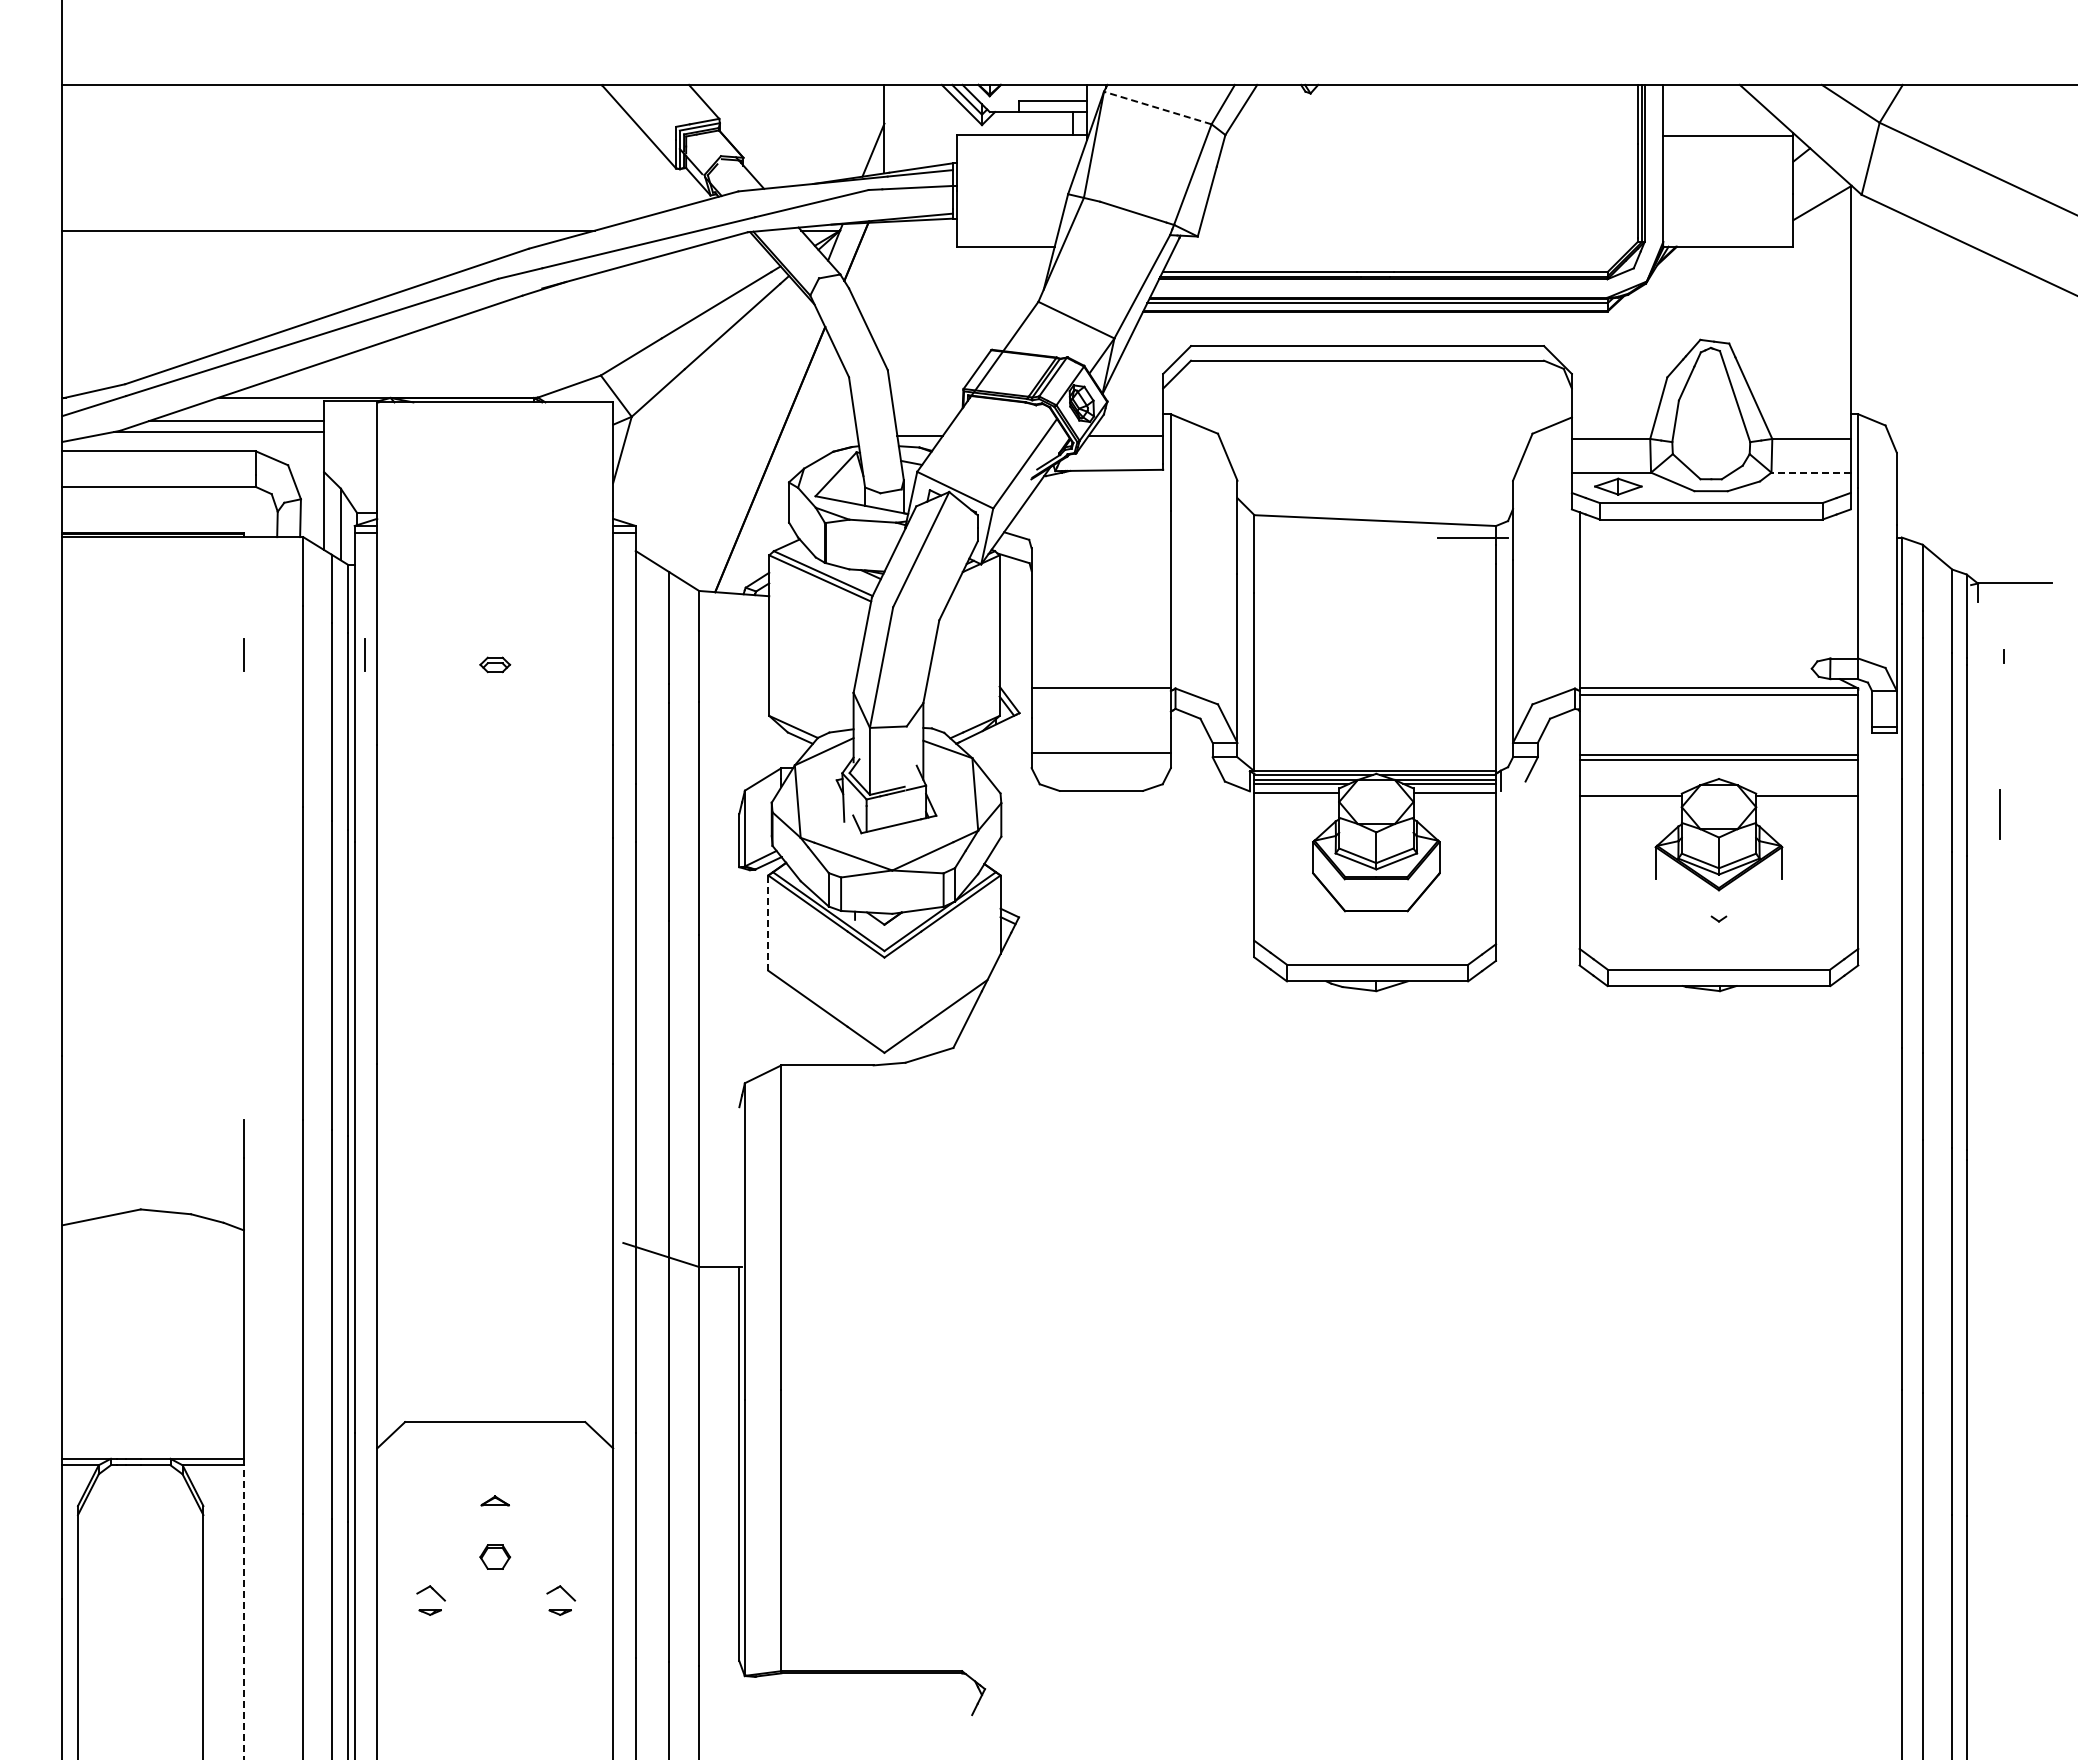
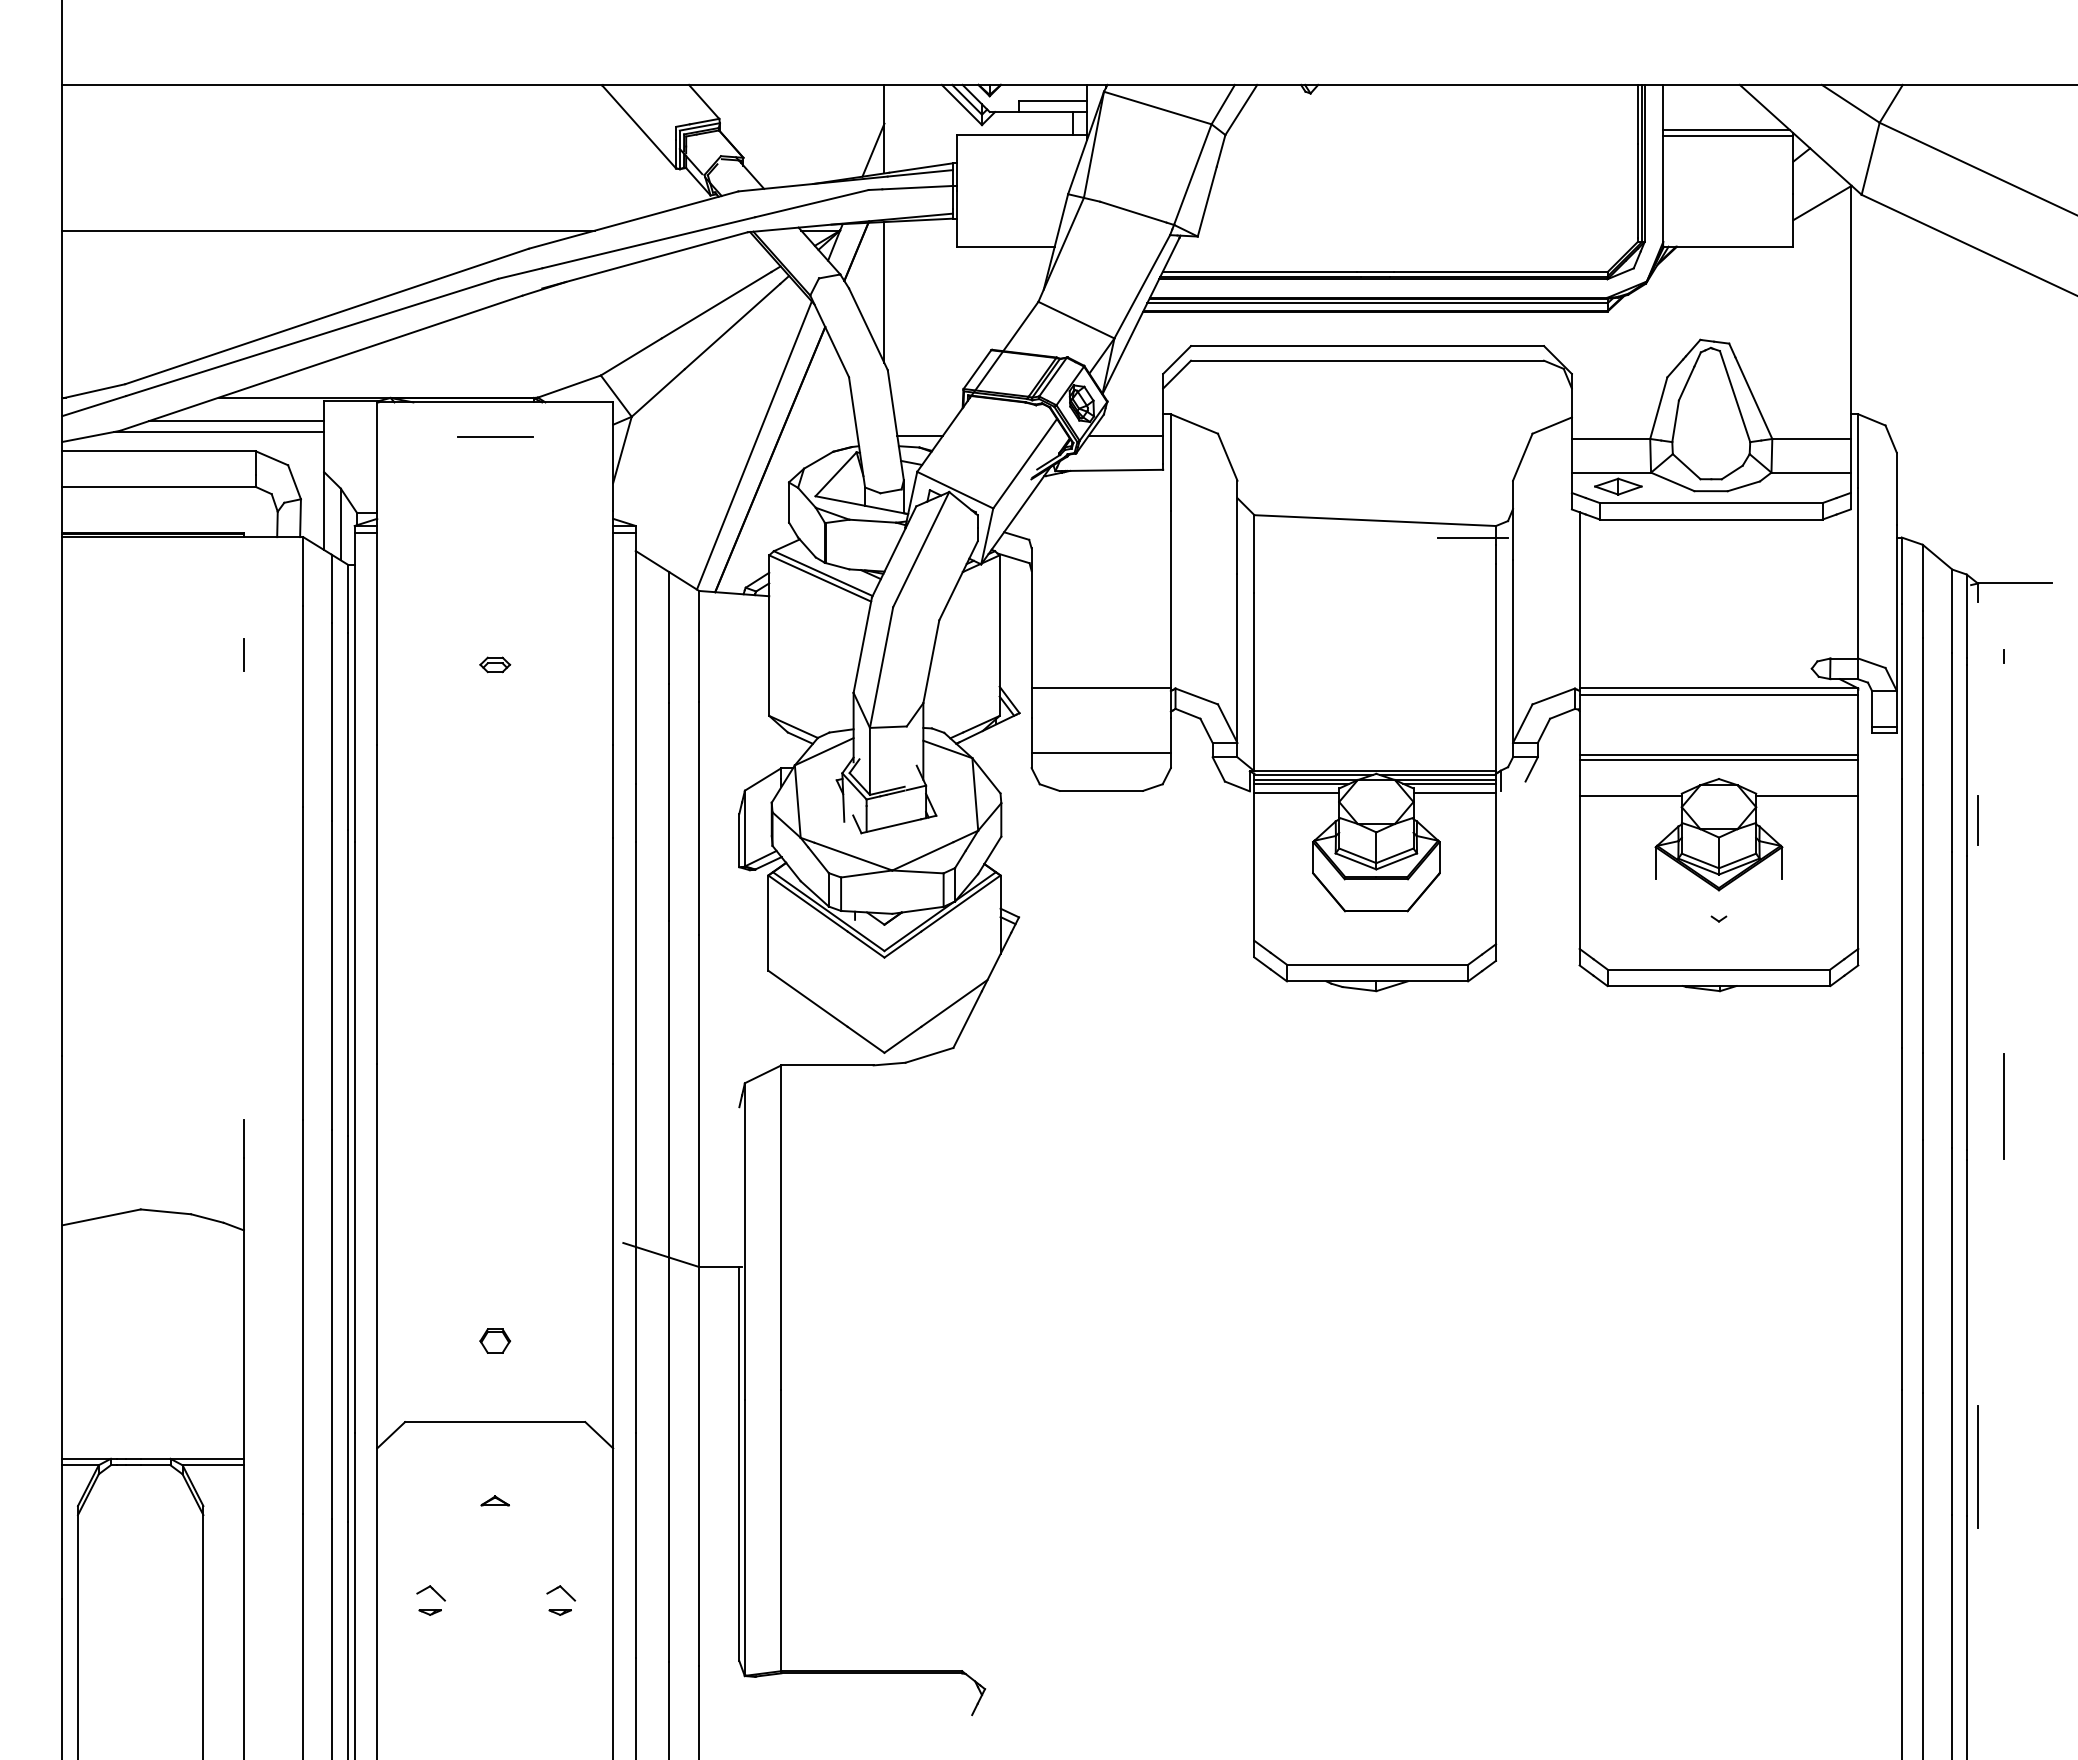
line: dashed -> solid (1157, 107)
line: none -> present (1726, 130)
line: none -> present (884, 292)
line: none -> present (495, 436)
line: none -> present (753, 445)
line: dashed -> solid (1811, 472)
line: present -> none (364, 654)
line position: (1999, 814) -> (1977, 820) (1977, 820)
line: dashed -> solid (768, 923)
line: none -> present (2003, 1106)
line: none -> present (1978, 1466)
part position: (495, 1556) -> (495, 1340) (495, 1340)
line: dashed -> solid (243, 1611)
